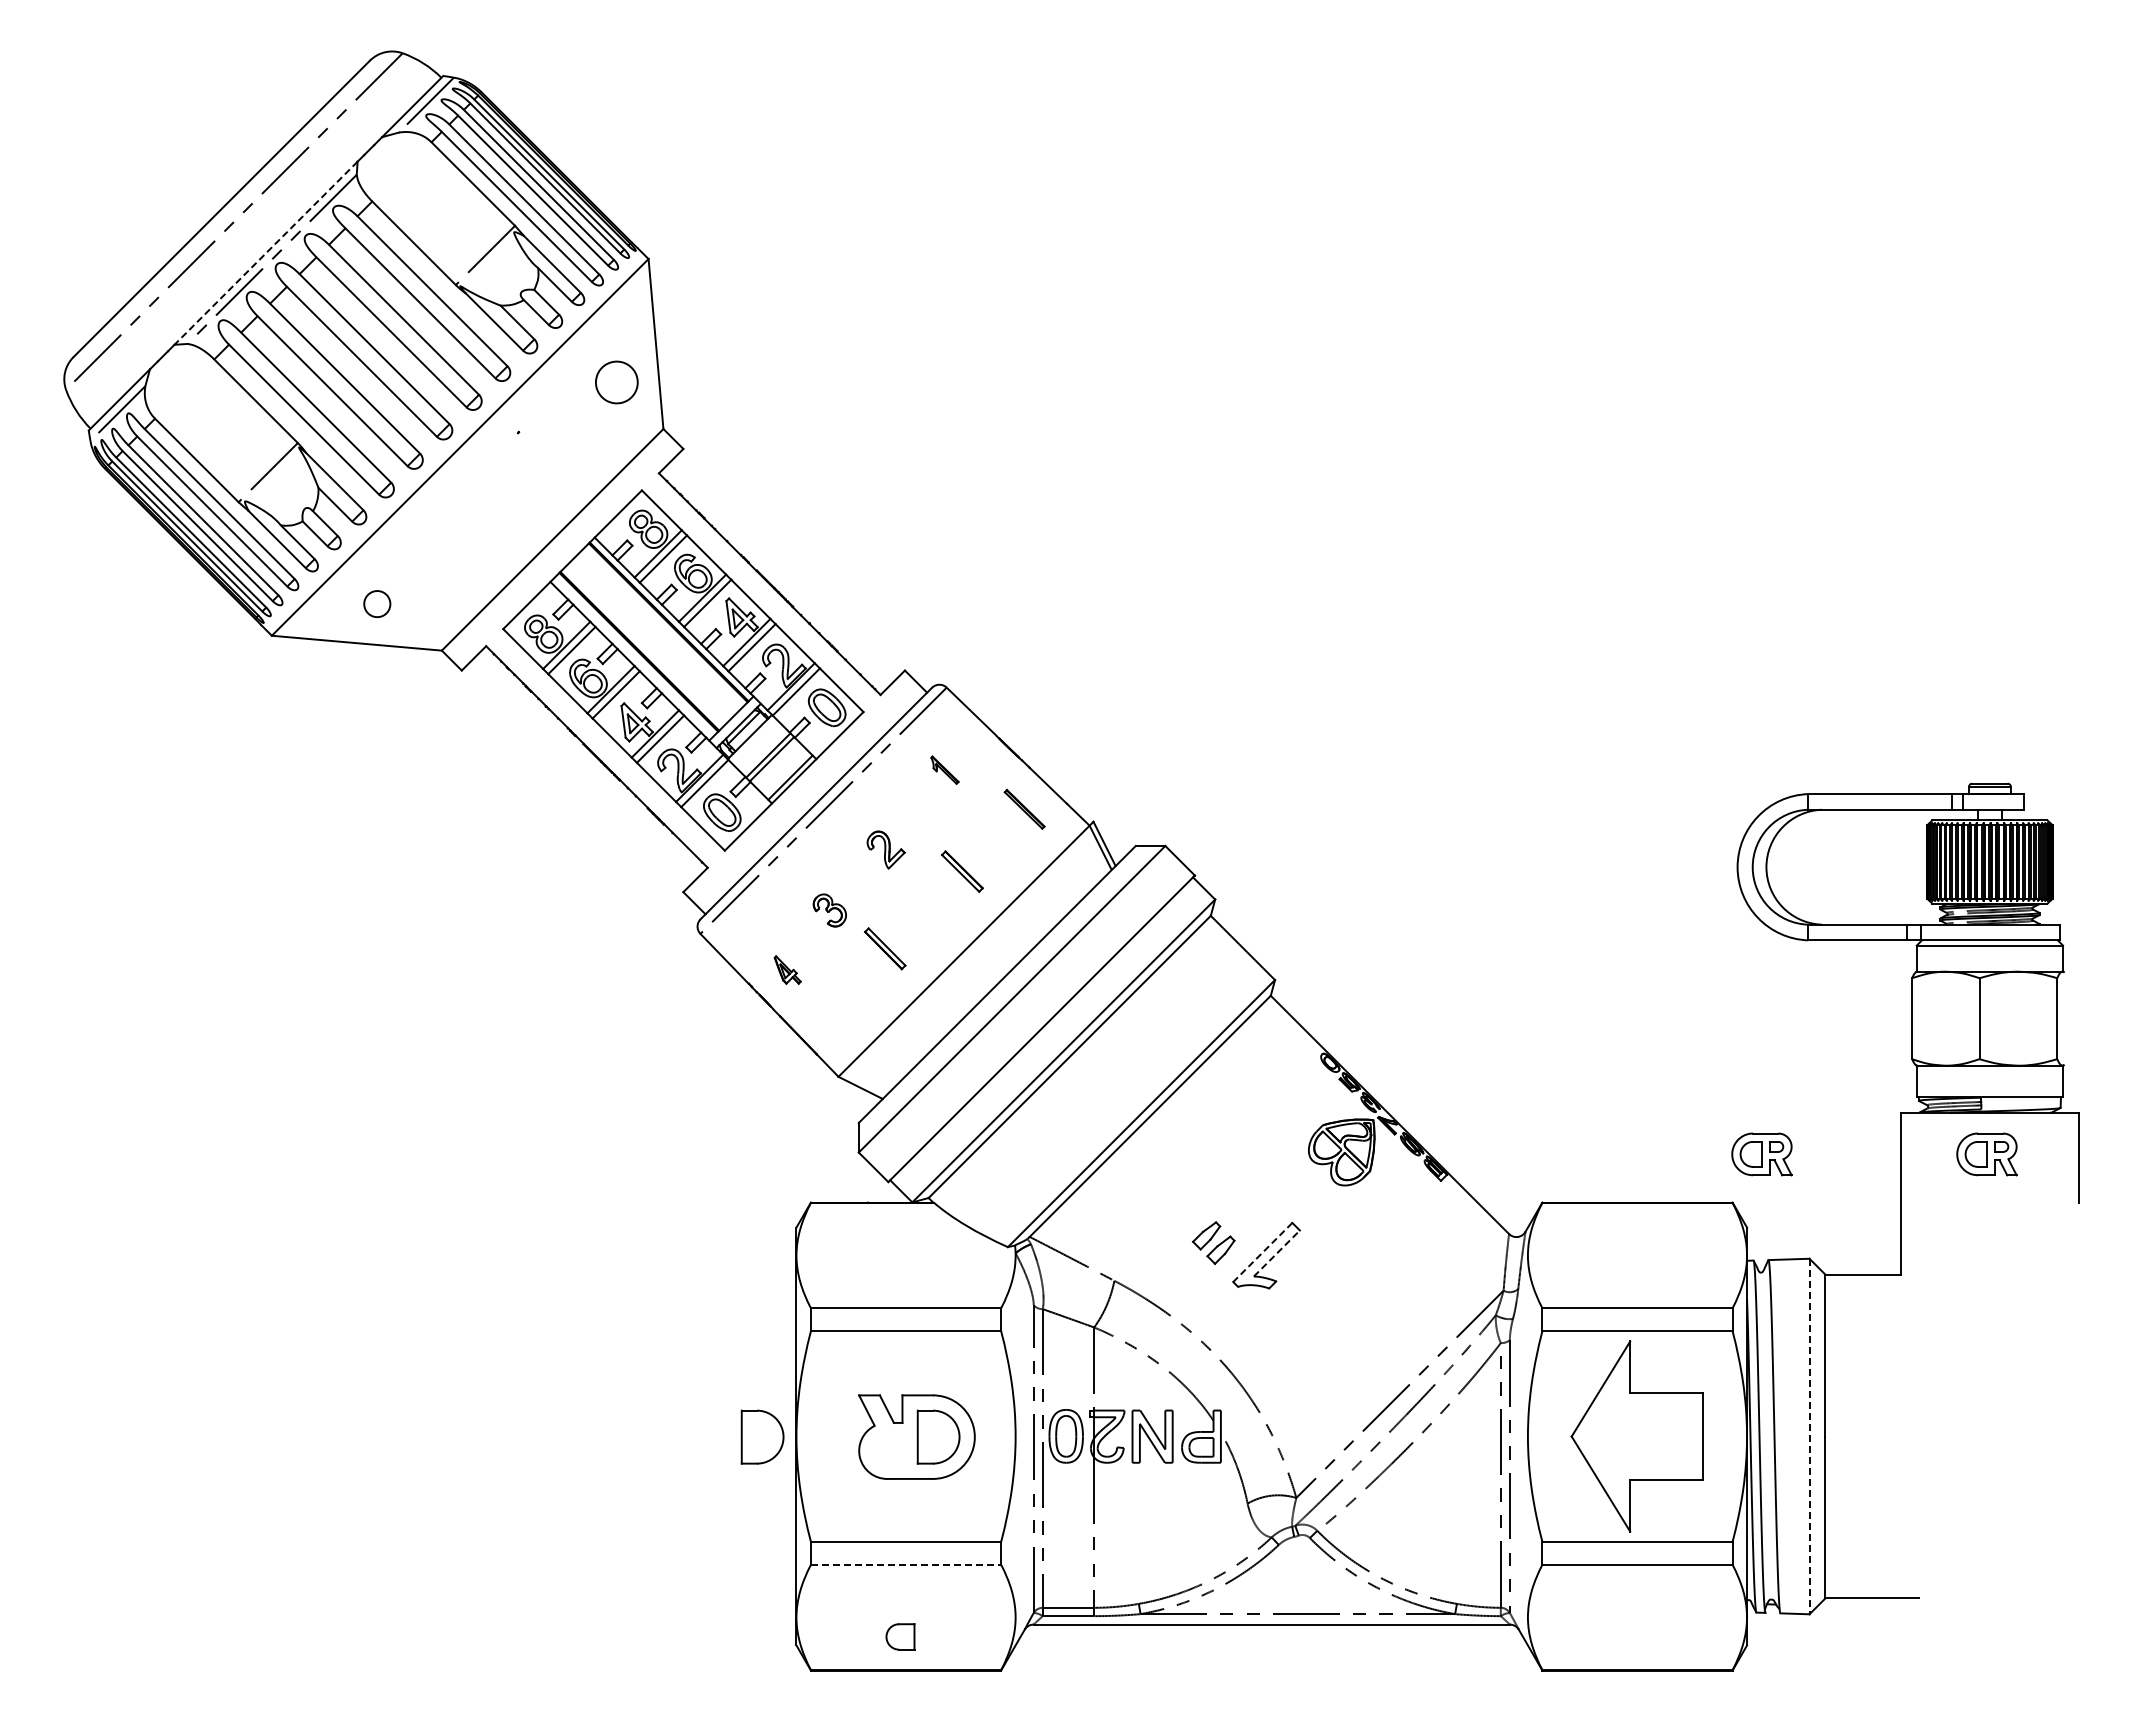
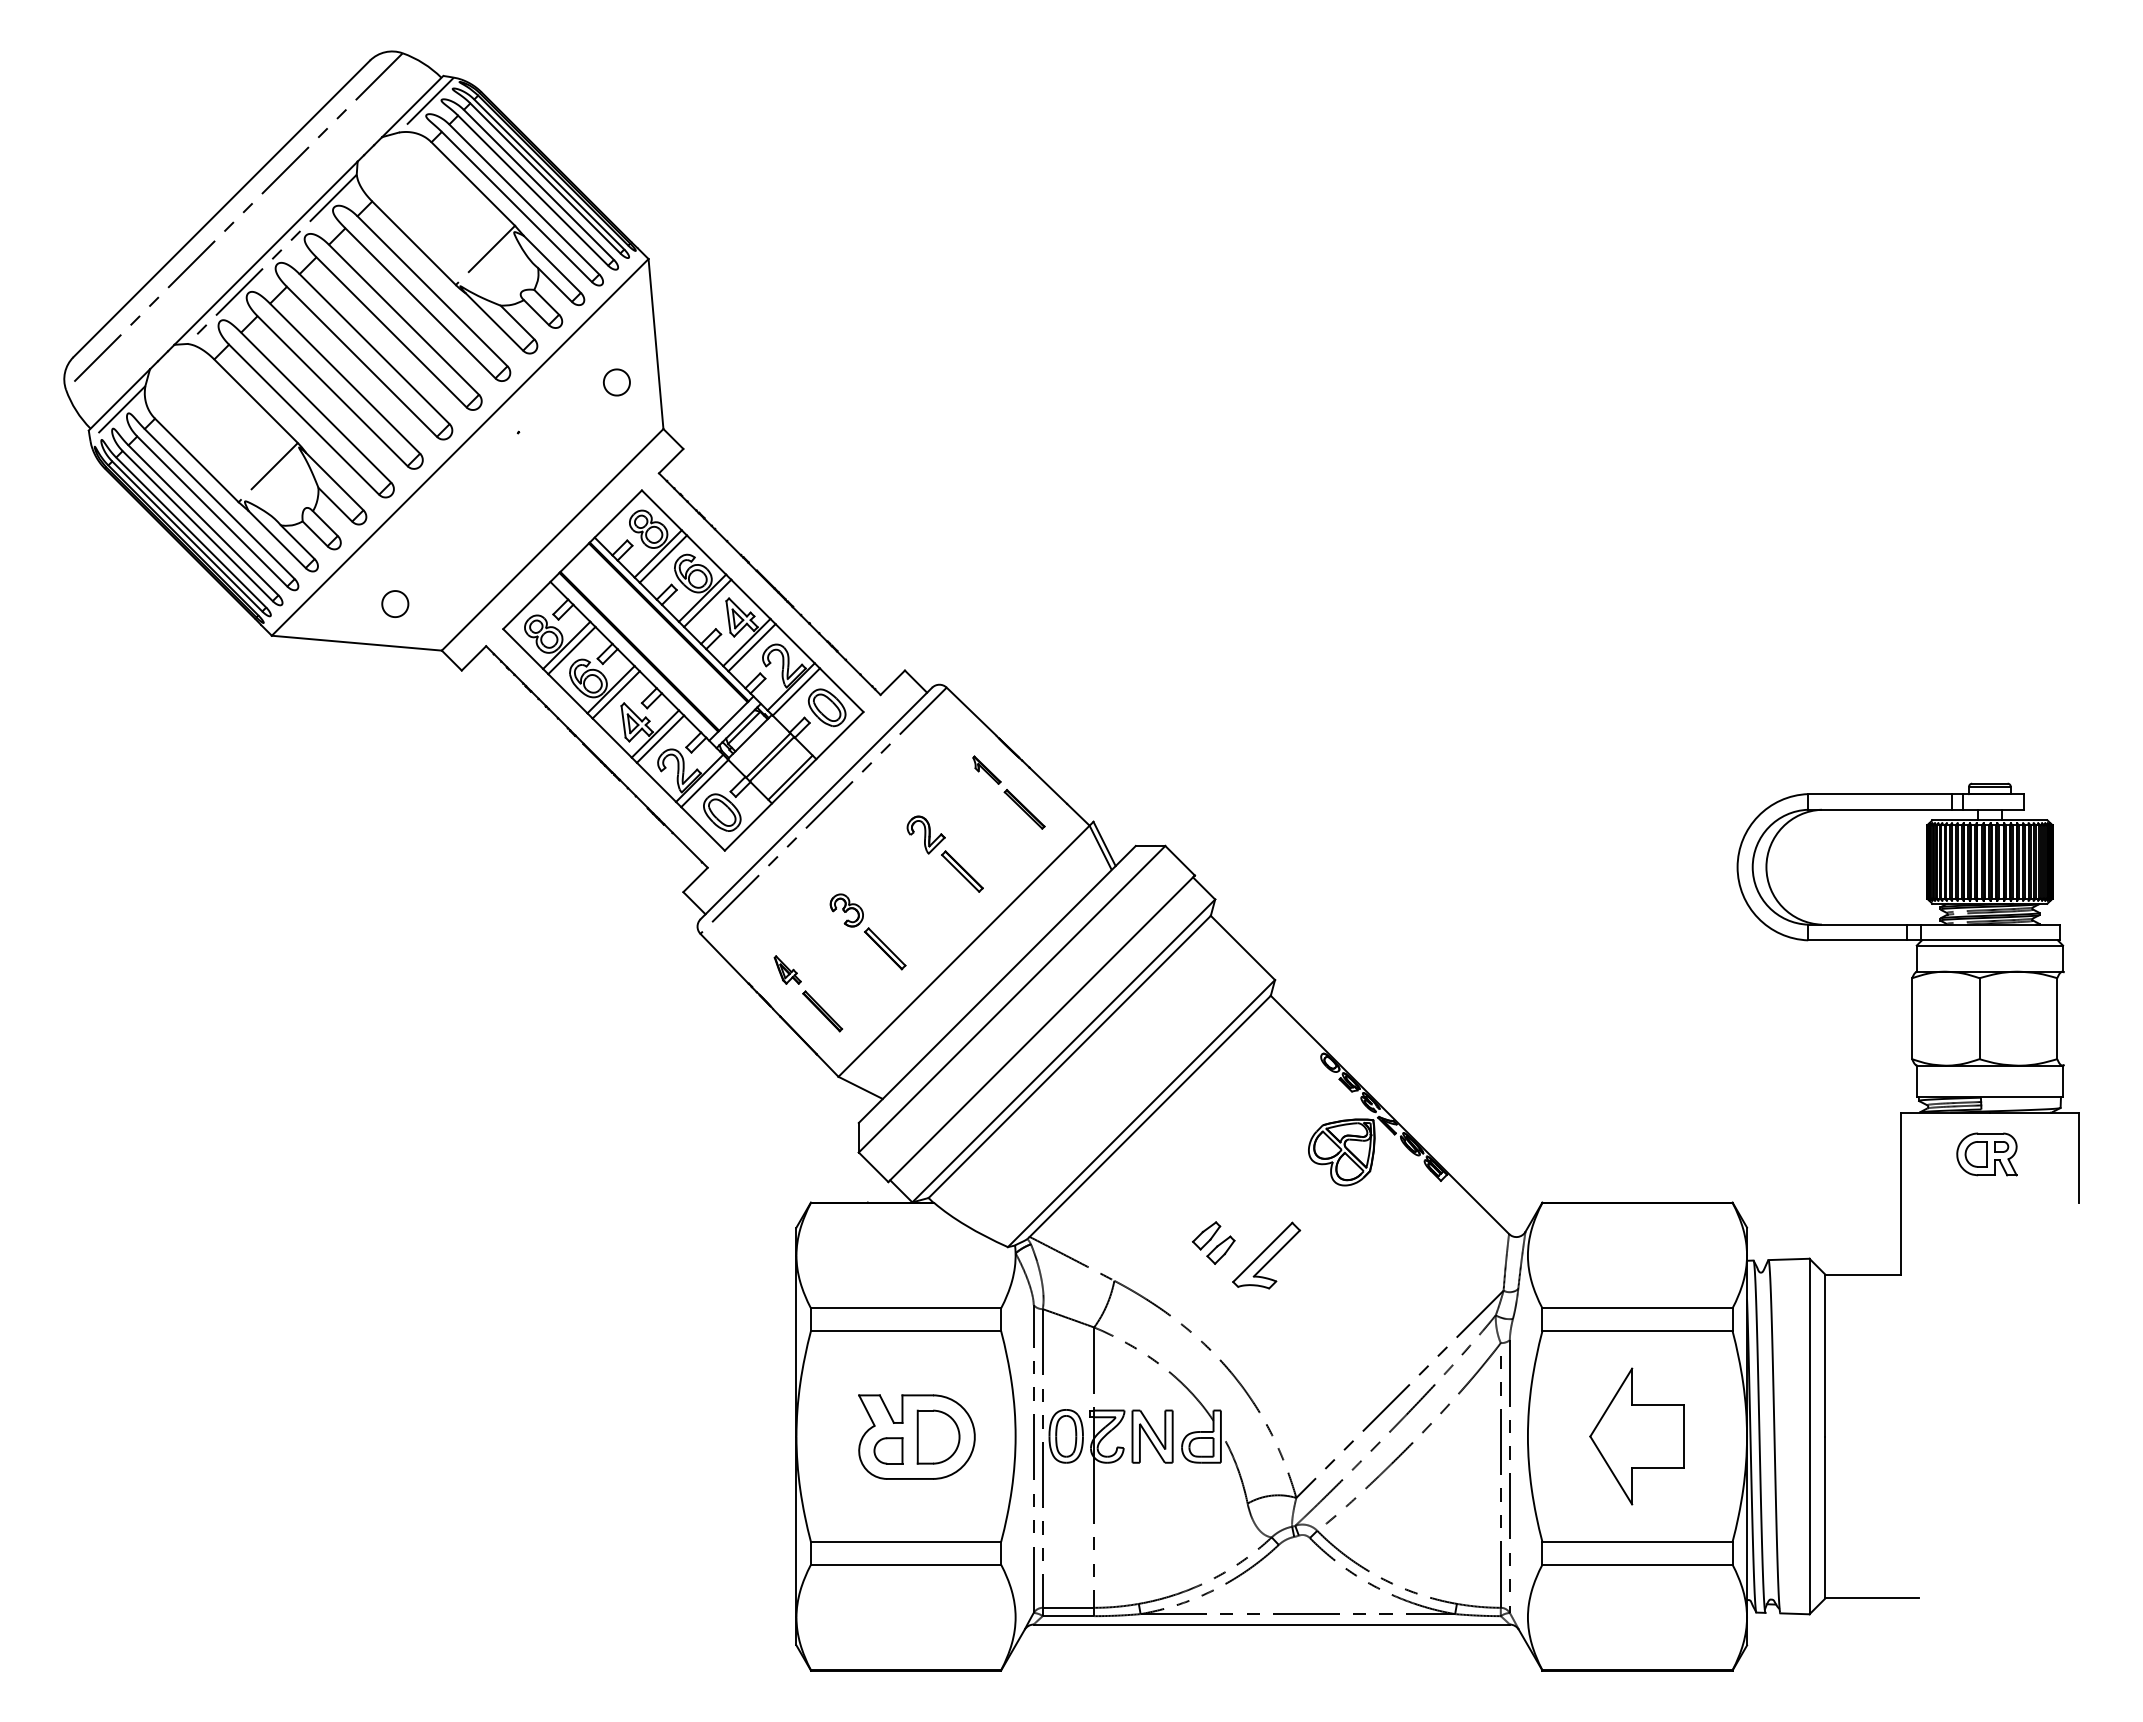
line: dashed -> solid (265, 253)
part size: 44x45 px -> 28x29 px (616, 382)
part position: (377, 603) -> (395, 603) (395, 603)
part position: (944, 769) -> (986, 769) (986, 769)
part position: (885, 849) -> (925, 834) (925, 834)
part position: (829, 910) -> (846, 910) (846, 910)
part: none -> present (822, 1011)
part: present -> none (1761, 1154)
line: dashed -> solid (1262, 1252)
line: dashed -> solid (1276, 1253)
part: present -> none (762, 1436)
part size: 134x193 px -> 96x139 px (1636, 1436)
line: dashed -> solid (1809, 1436)
line: dashed -> solid (906, 1564)
part position: (900, 1636) -> (888, 1450) (888, 1450)
